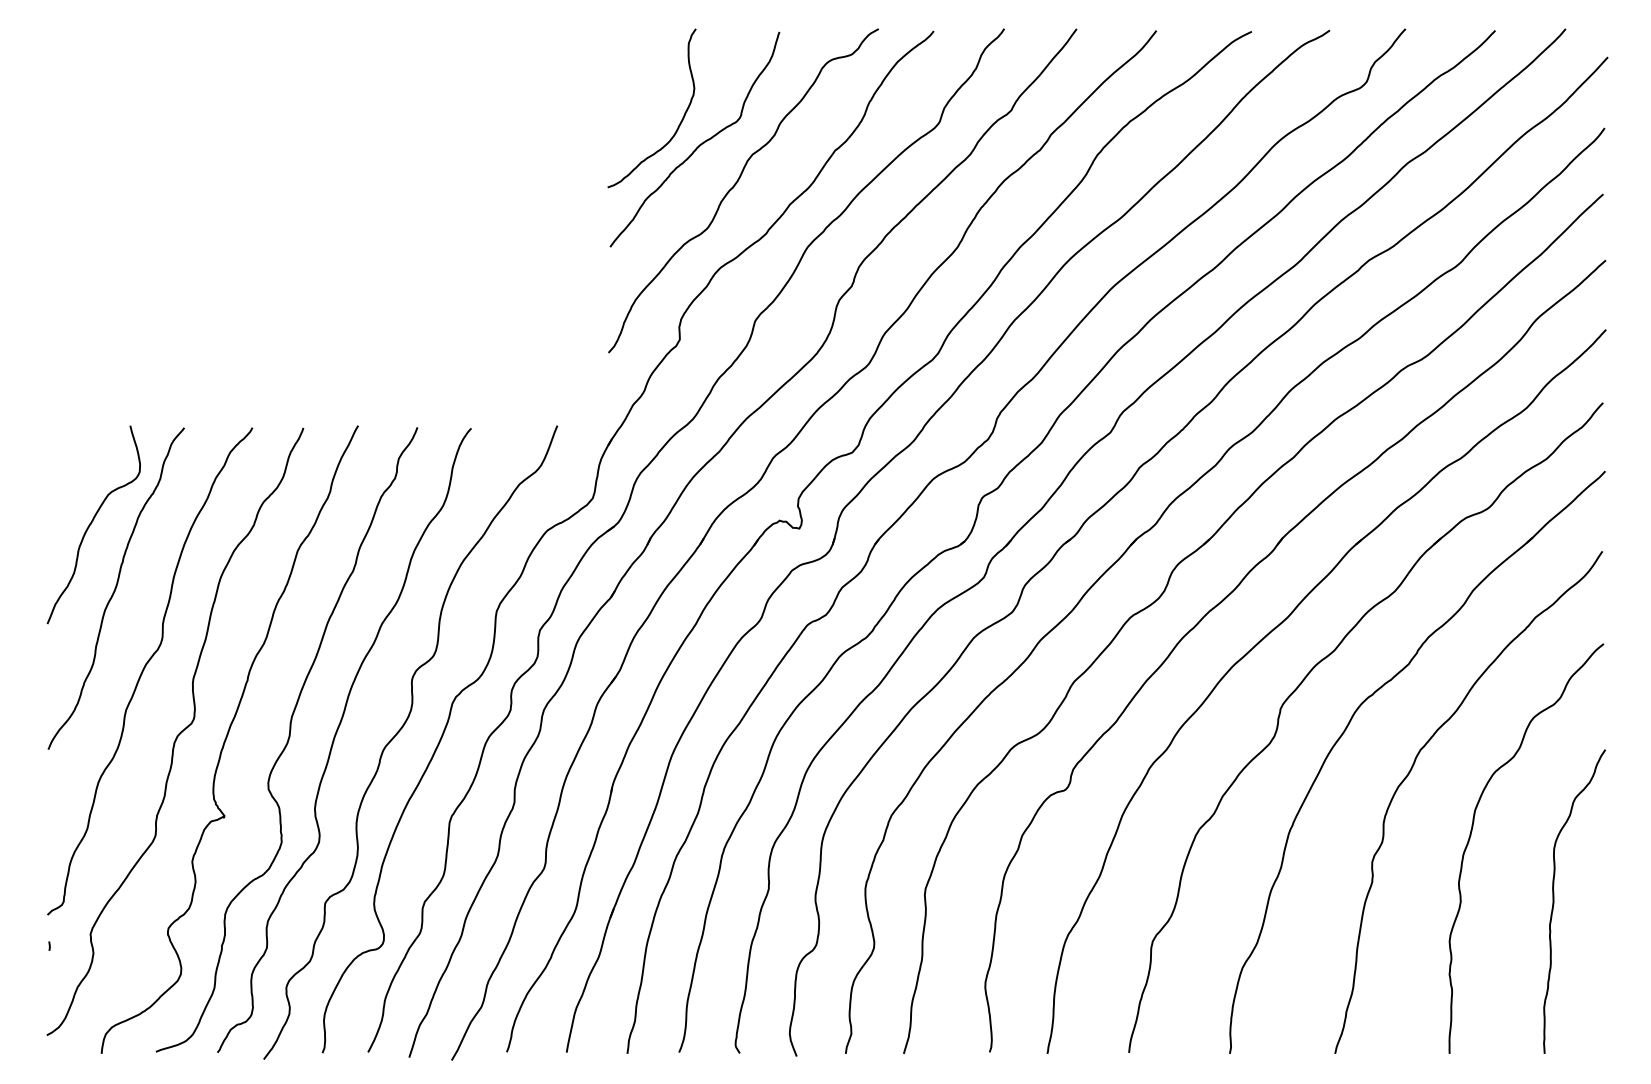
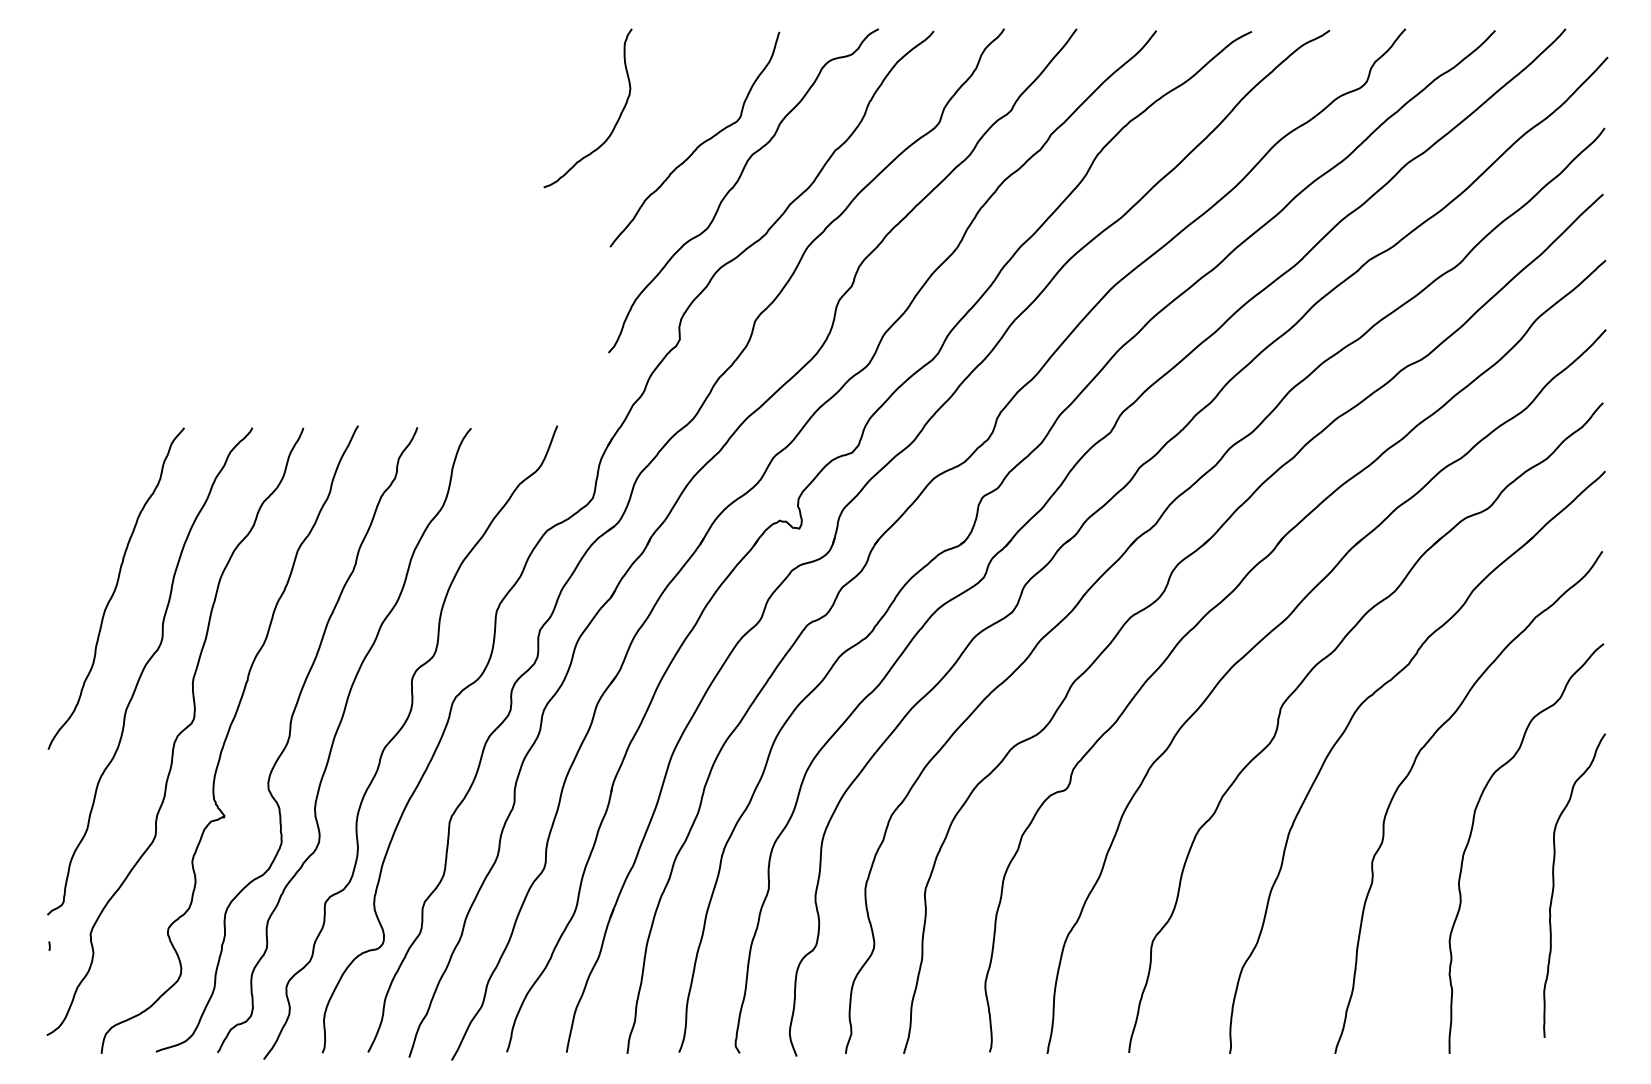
curve position: (679, 123) -> (615, 123) (615, 123)
curve: present -> none (91, 524)
curve position: (1554, 901) -> (1554, 885) (1554, 885)
